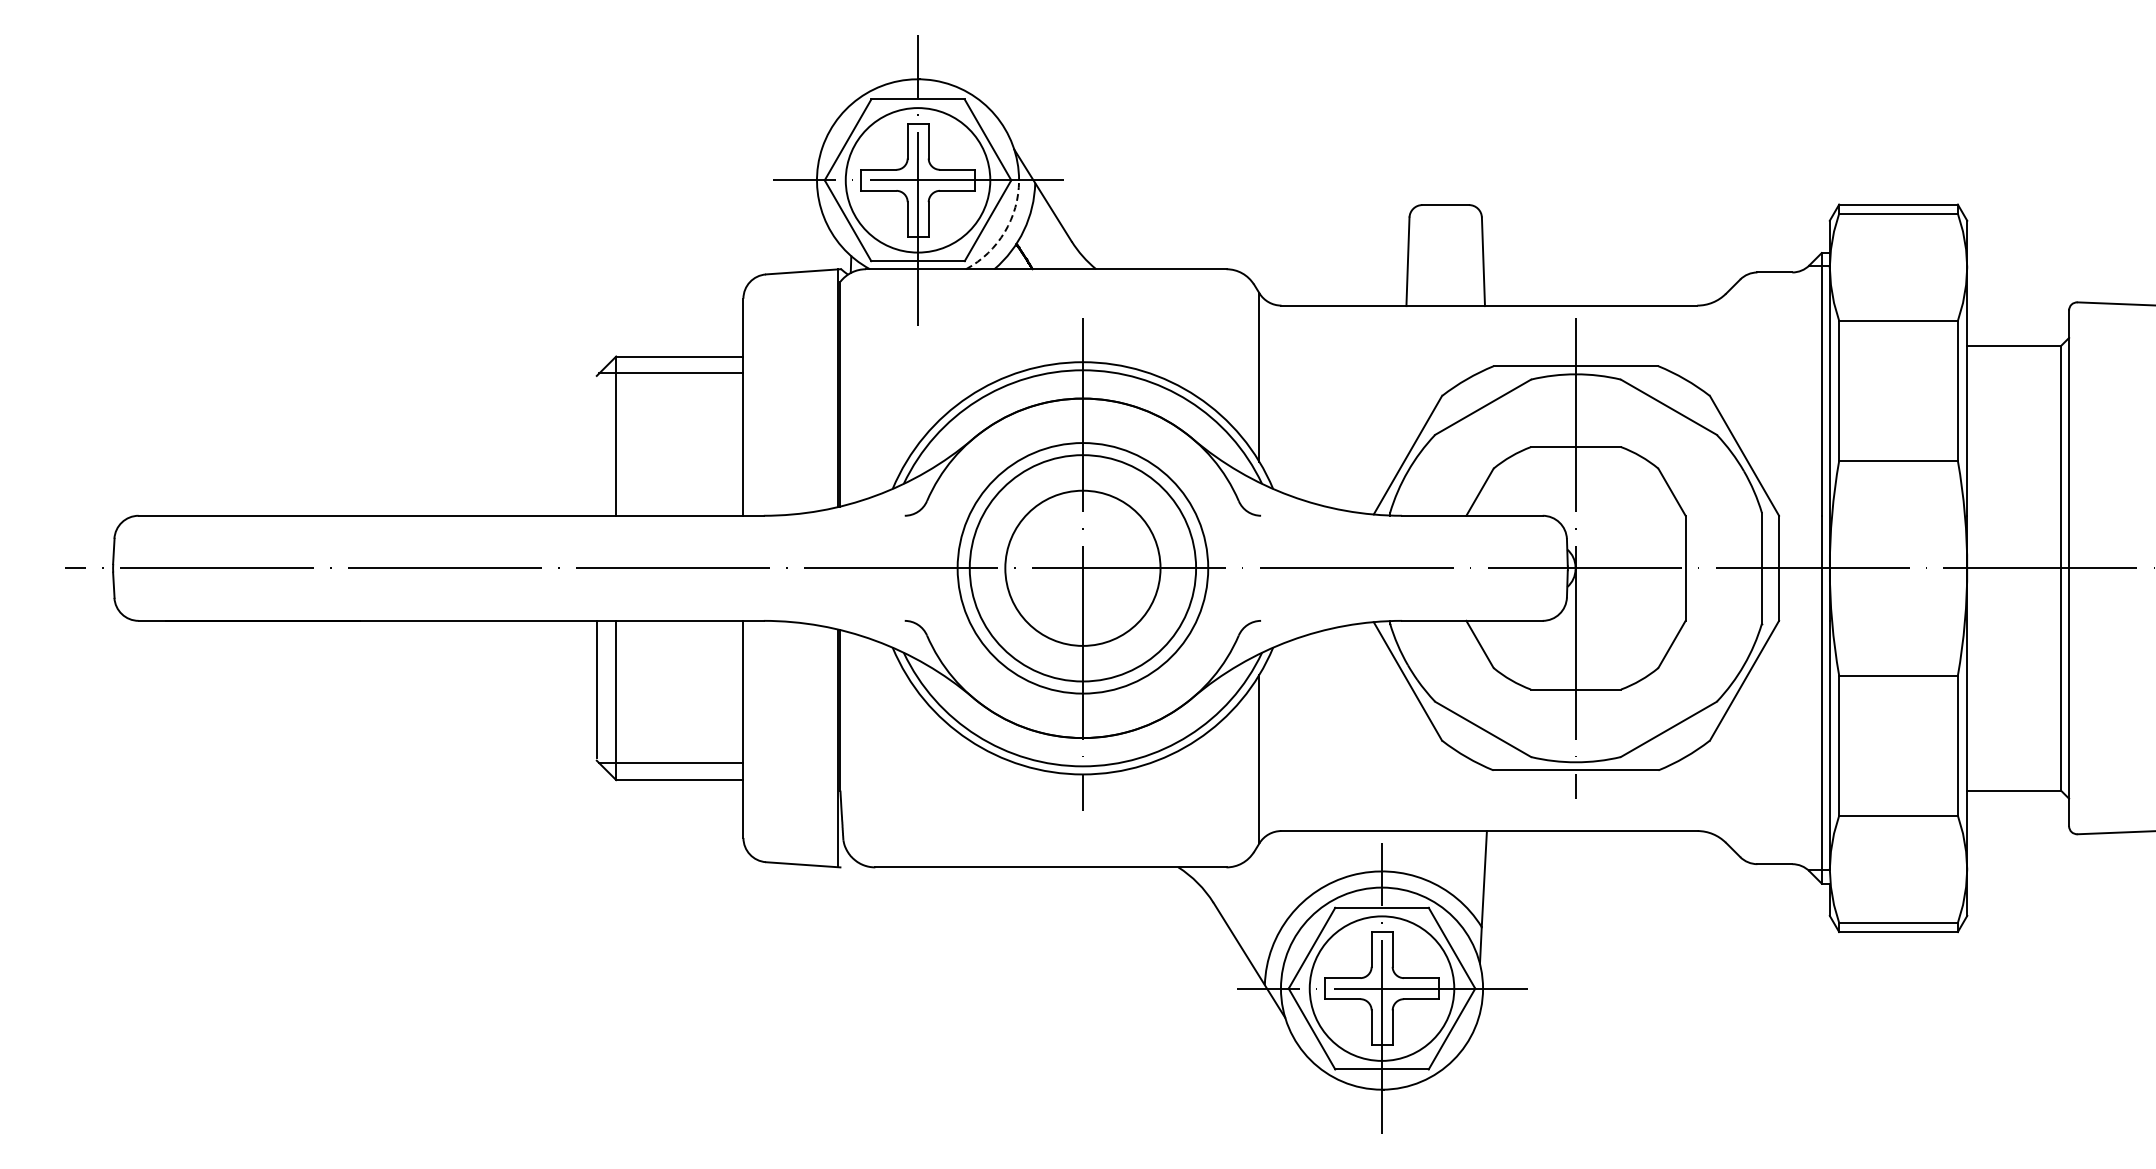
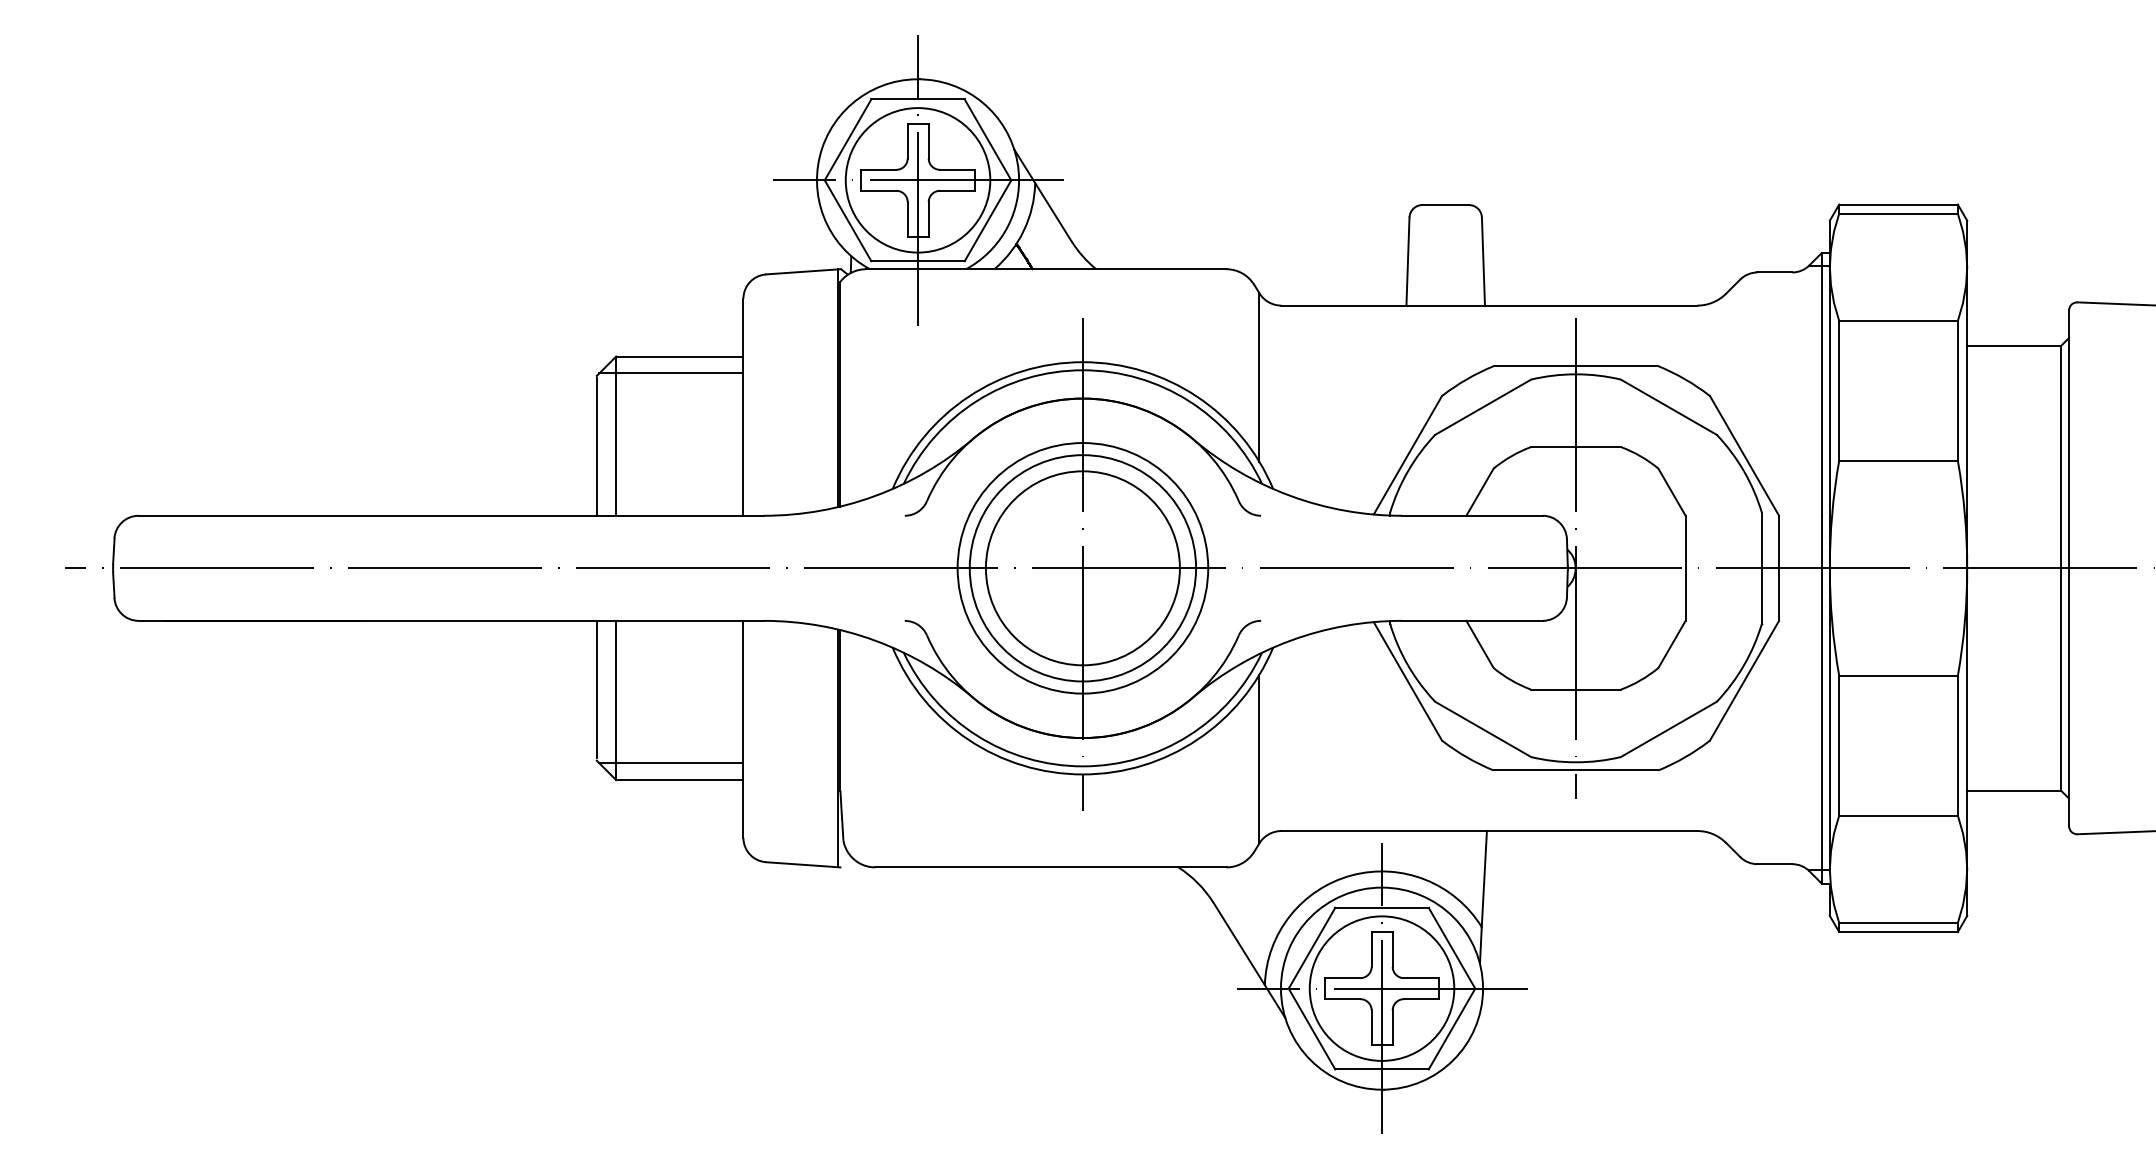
arc: dashed -> solid (1004, 232)
line: none -> present (596, 446)
circle diameter: 155 px -> 194 px (1082, 568)
